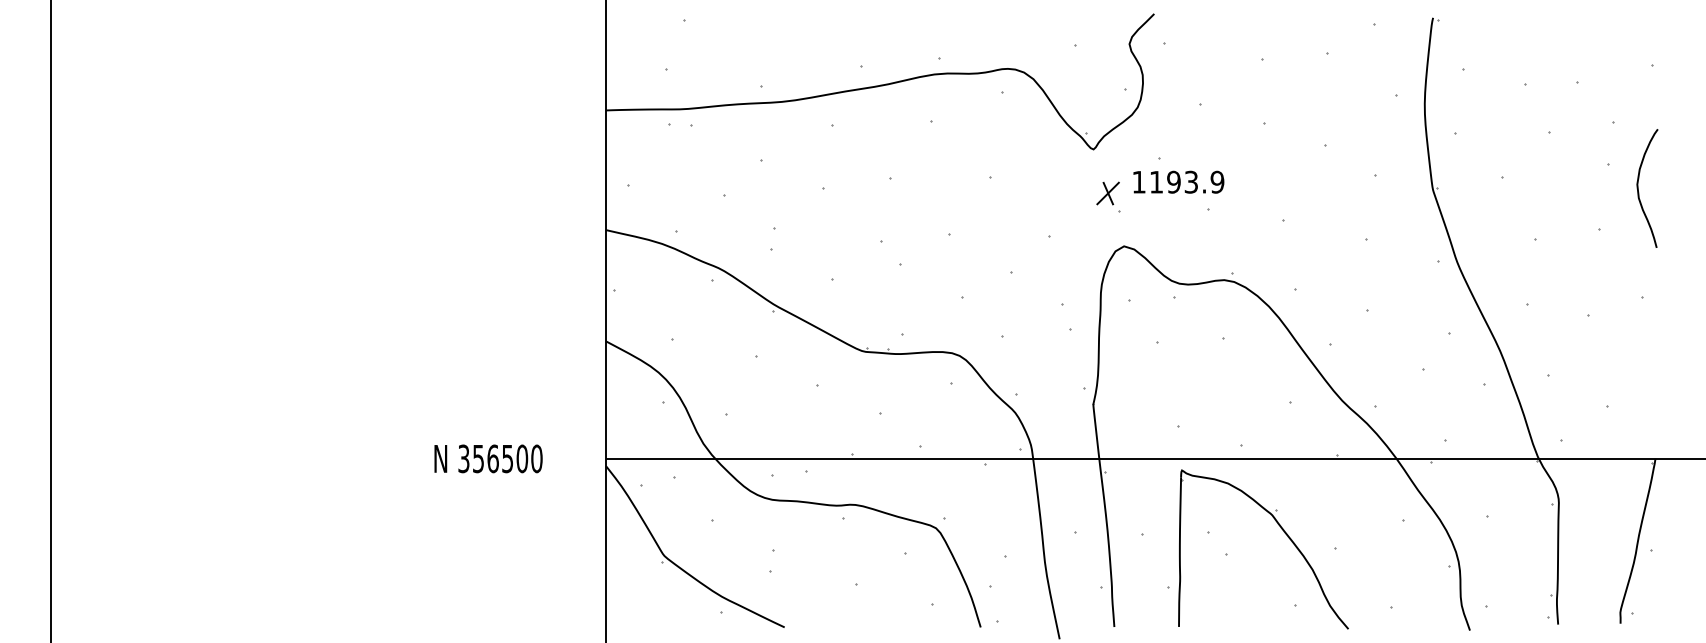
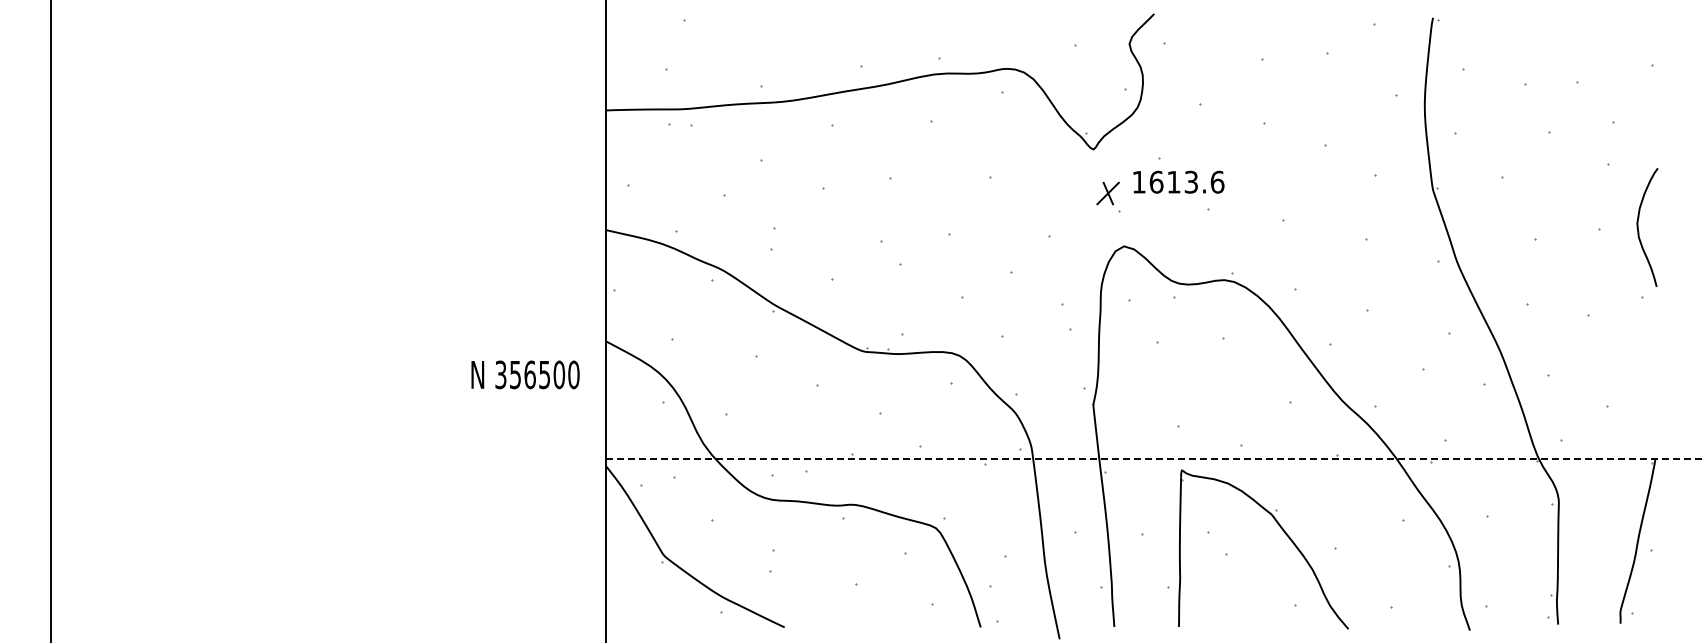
text: 1193.9 -> 1613.6 (1186, 181)
curve position: (1639, 192) -> (1639, 231) (1639, 231)
text position: (488, 458) -> (525, 374) (525, 374)
line: solid -> dashed (1155, 458)
